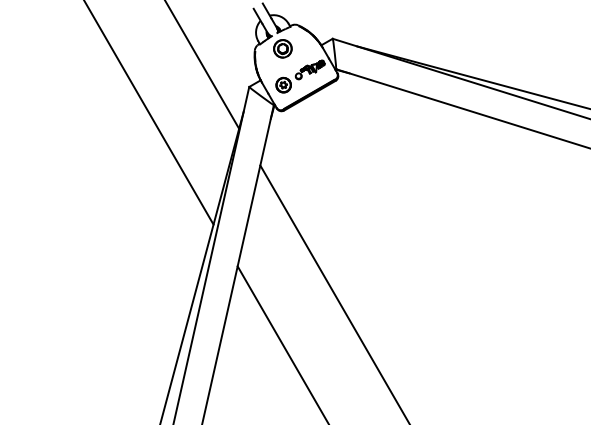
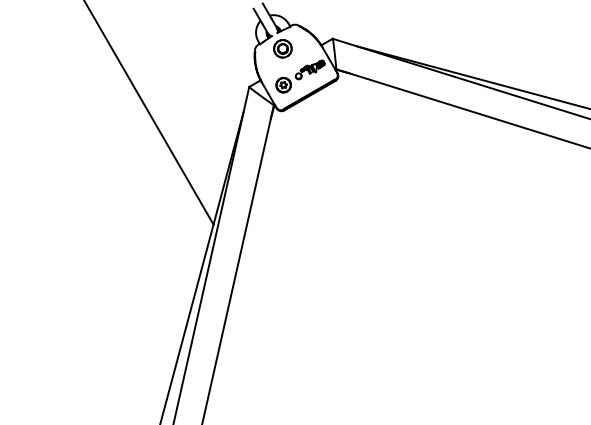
line: present -> none (202, 65)
line: present -> none (334, 293)
line: present -> none (282, 343)
